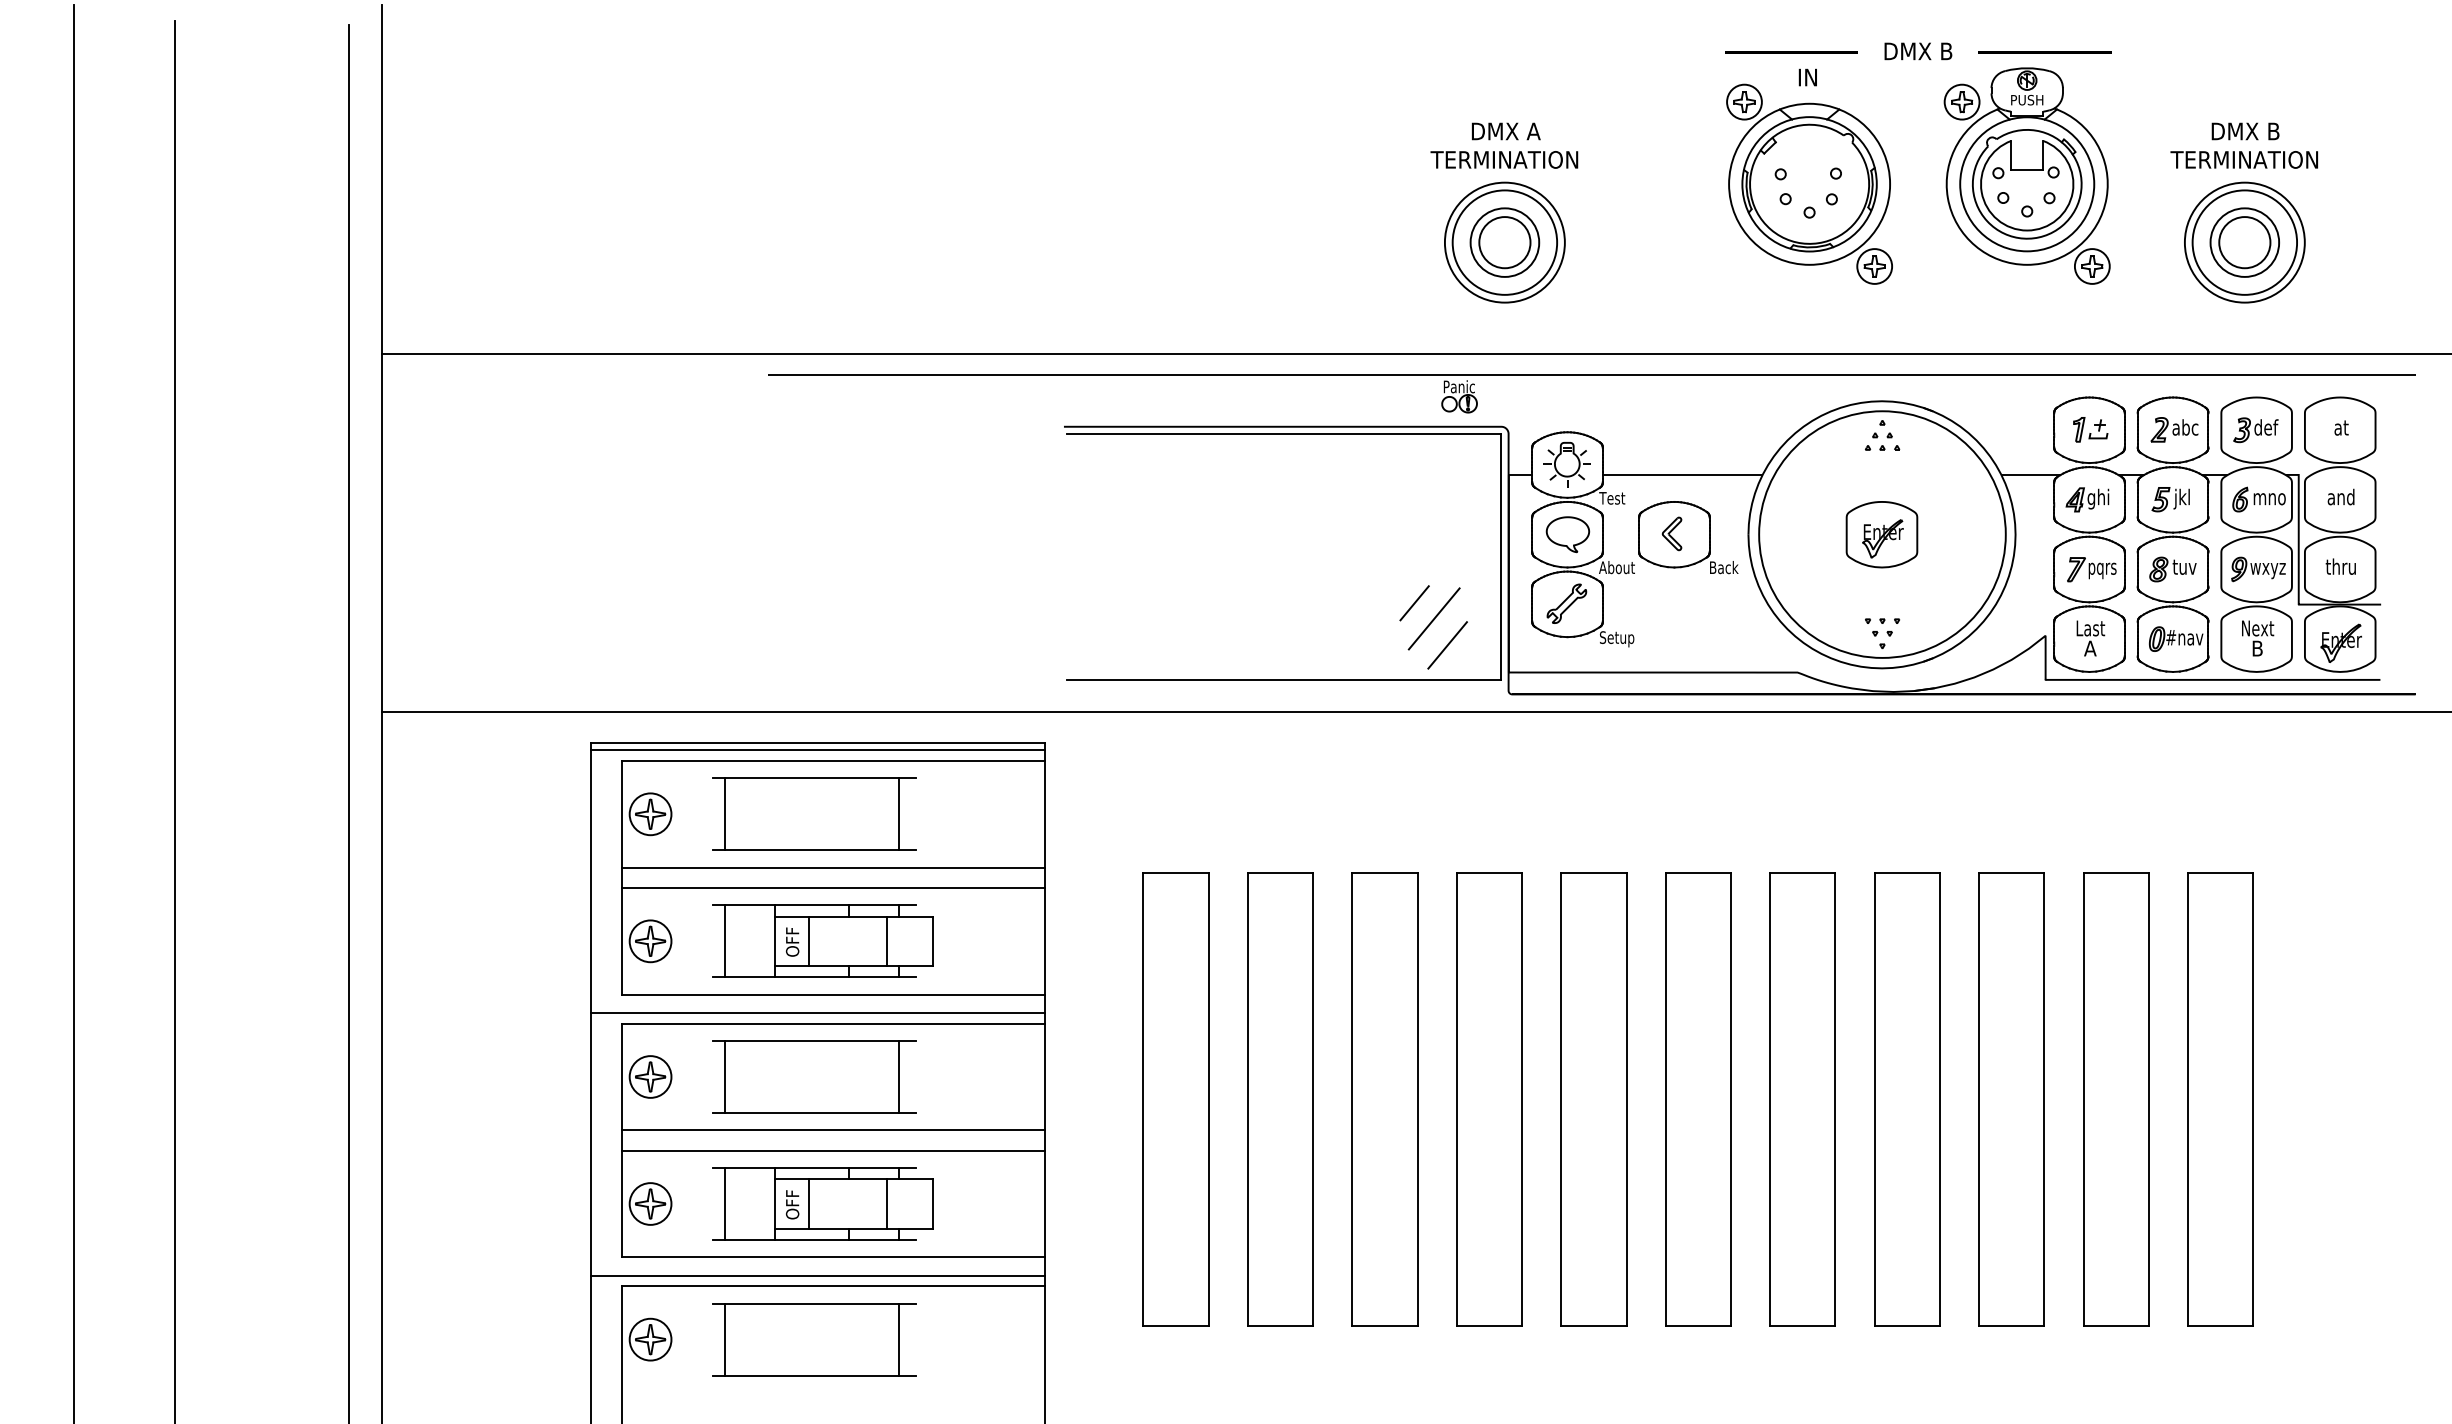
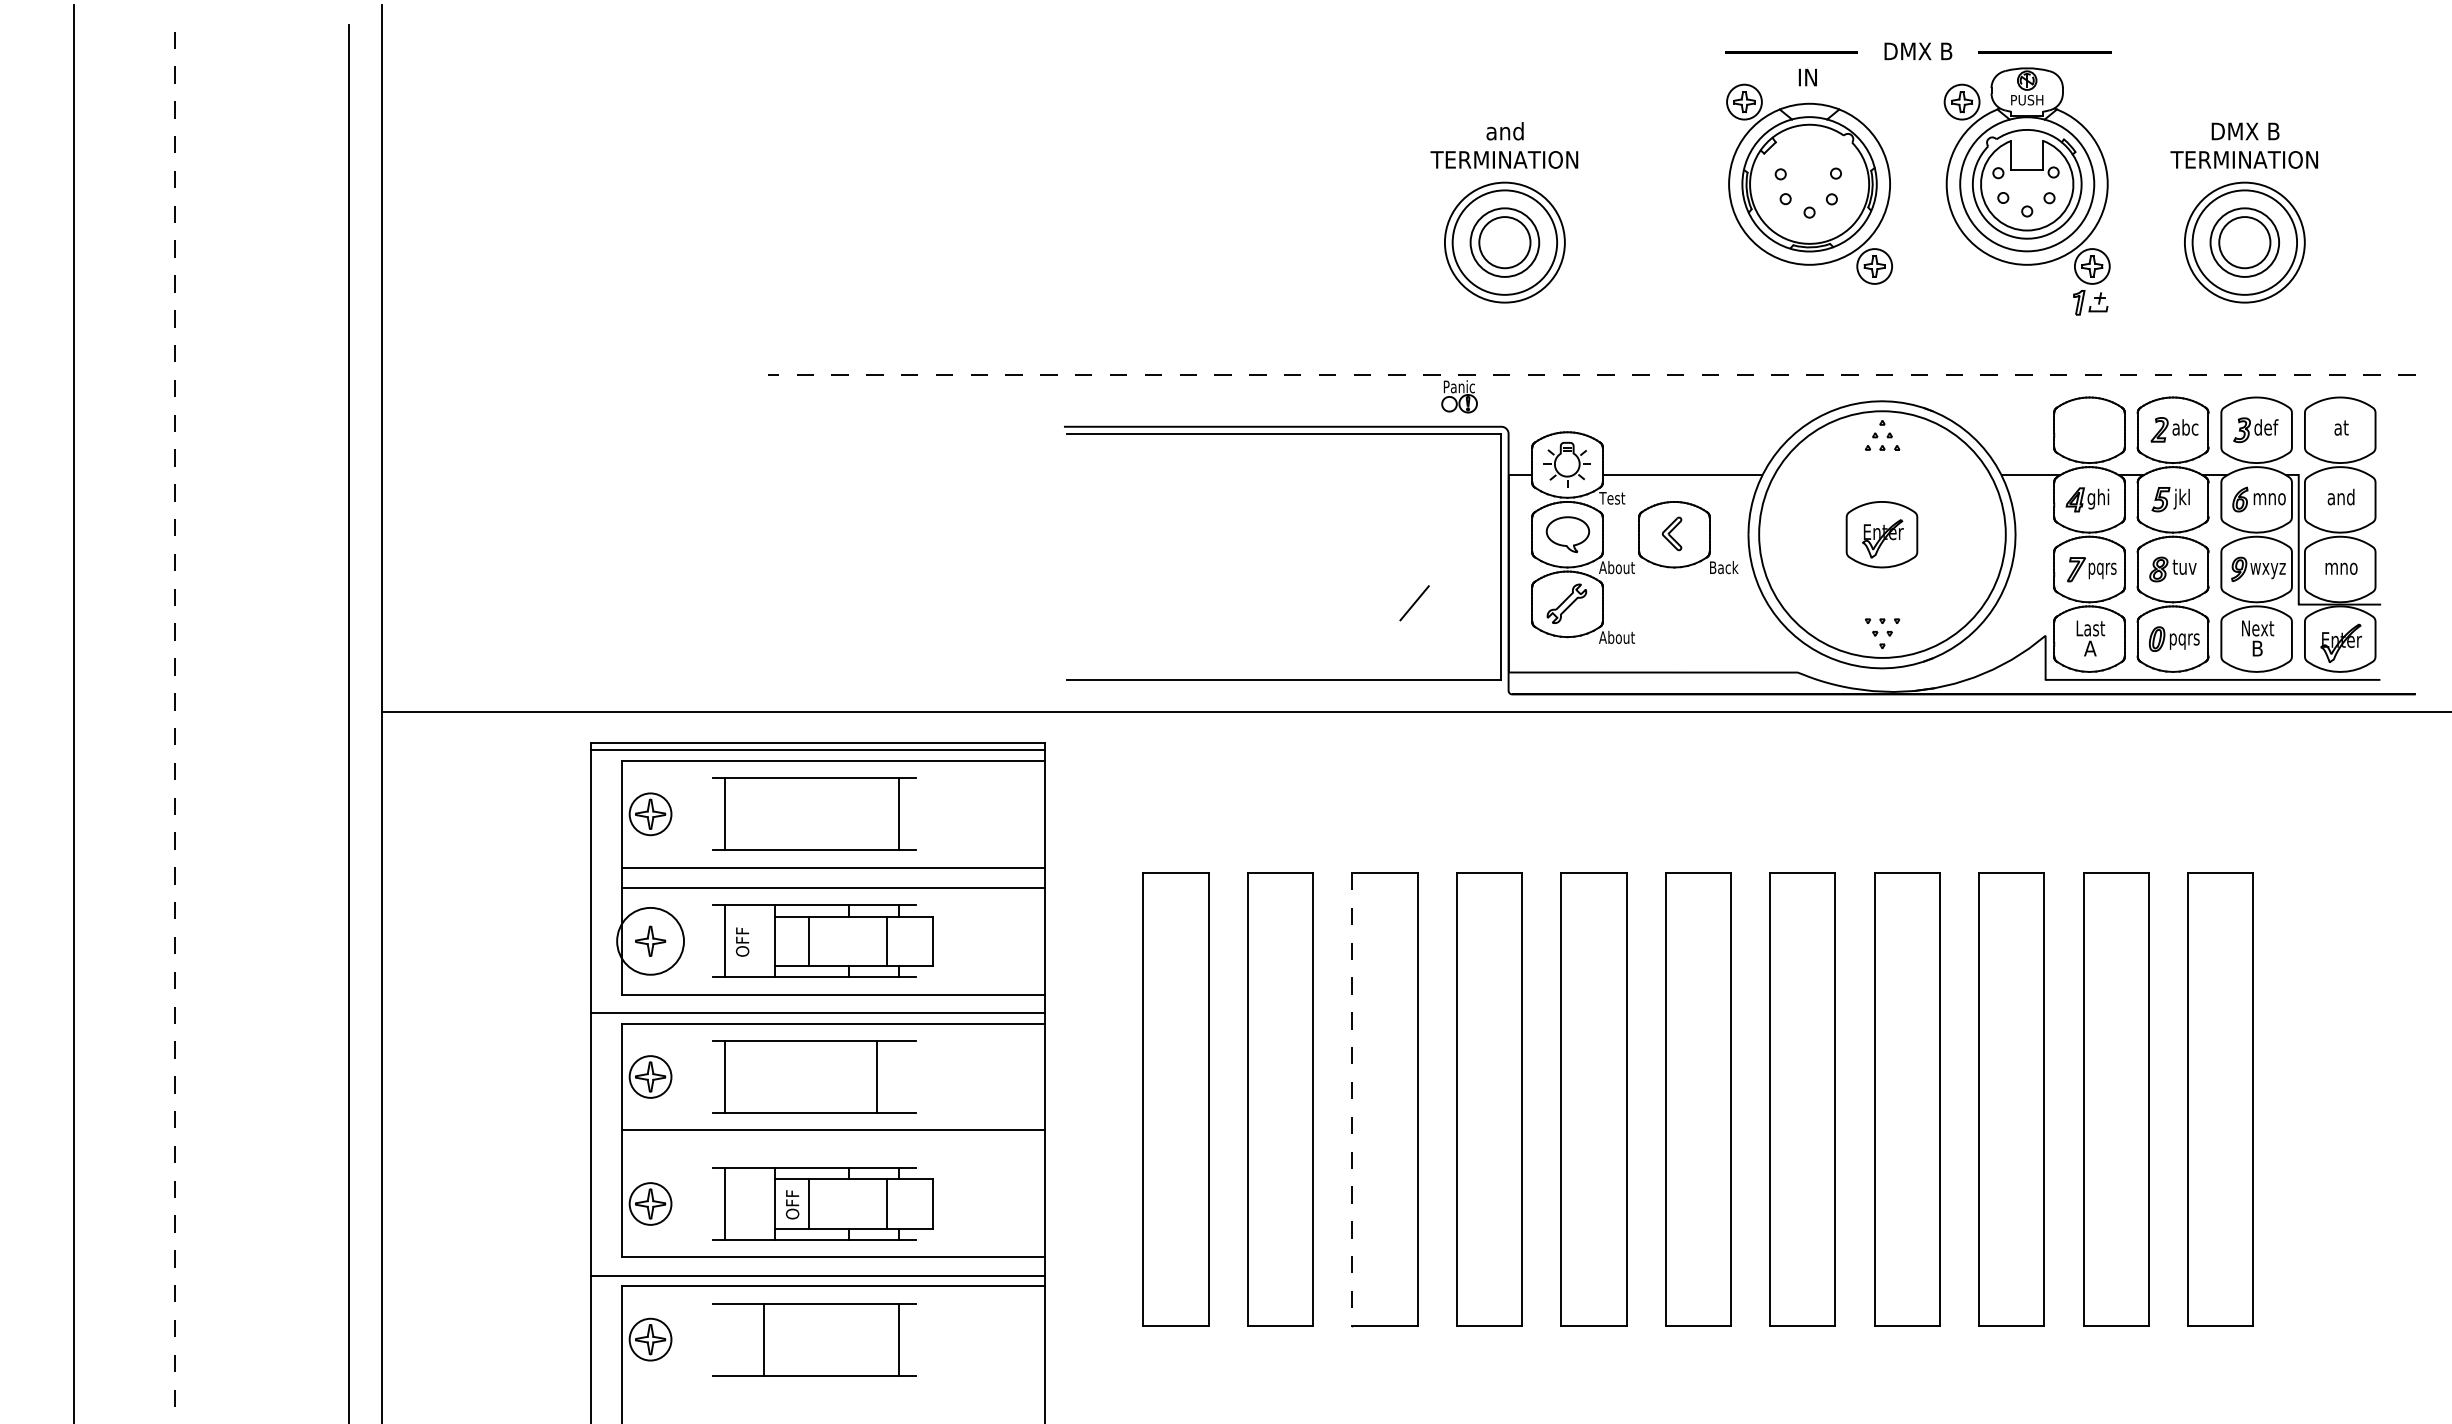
text: DMX A -> and (1505, 131)
line: present -> none (1414, 353)
line: solid -> dashed (1591, 375)
part position: (2090, 429) -> (2090, 302) (2090, 302)
text: thru -> mno (2341, 566)
line: present -> none (1433, 618)
text: Setup -> About (1616, 638)
text: #nav -> pqrs (2184, 639)
line: present -> none (1447, 645)
line: solid -> dashed (174, 721)
circle diameter: 42 px -> 67 px (650, 940)
text position: (792, 941) -> (742, 941) (742, 941)
line position: (899, 1076) -> (877, 1076) (877, 1076)
line: solid -> dashed (1352, 1099)
line: present -> none (833, 1150)
line position: (724, 1339) -> (763, 1339) (763, 1339)
